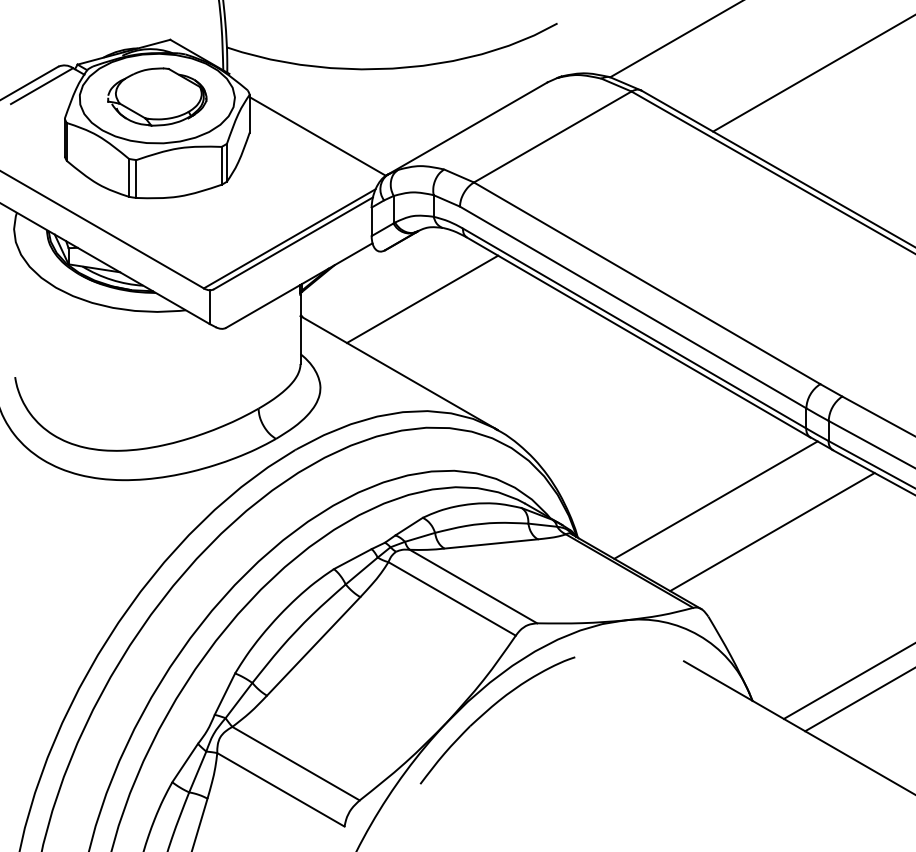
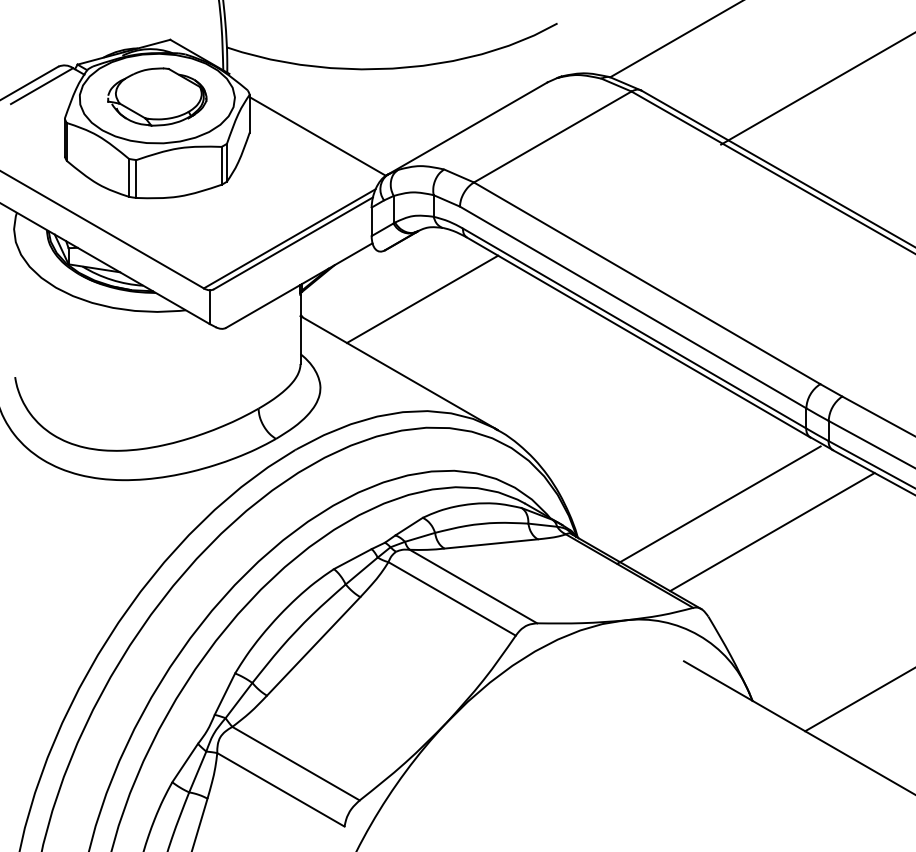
line position: (812, 73) -> (816, 89) (816, 89)
line position: (715, 499) -> (718, 504) (718, 504)
line: present -> none (847, 681)
part: present -> none (488, 711)
